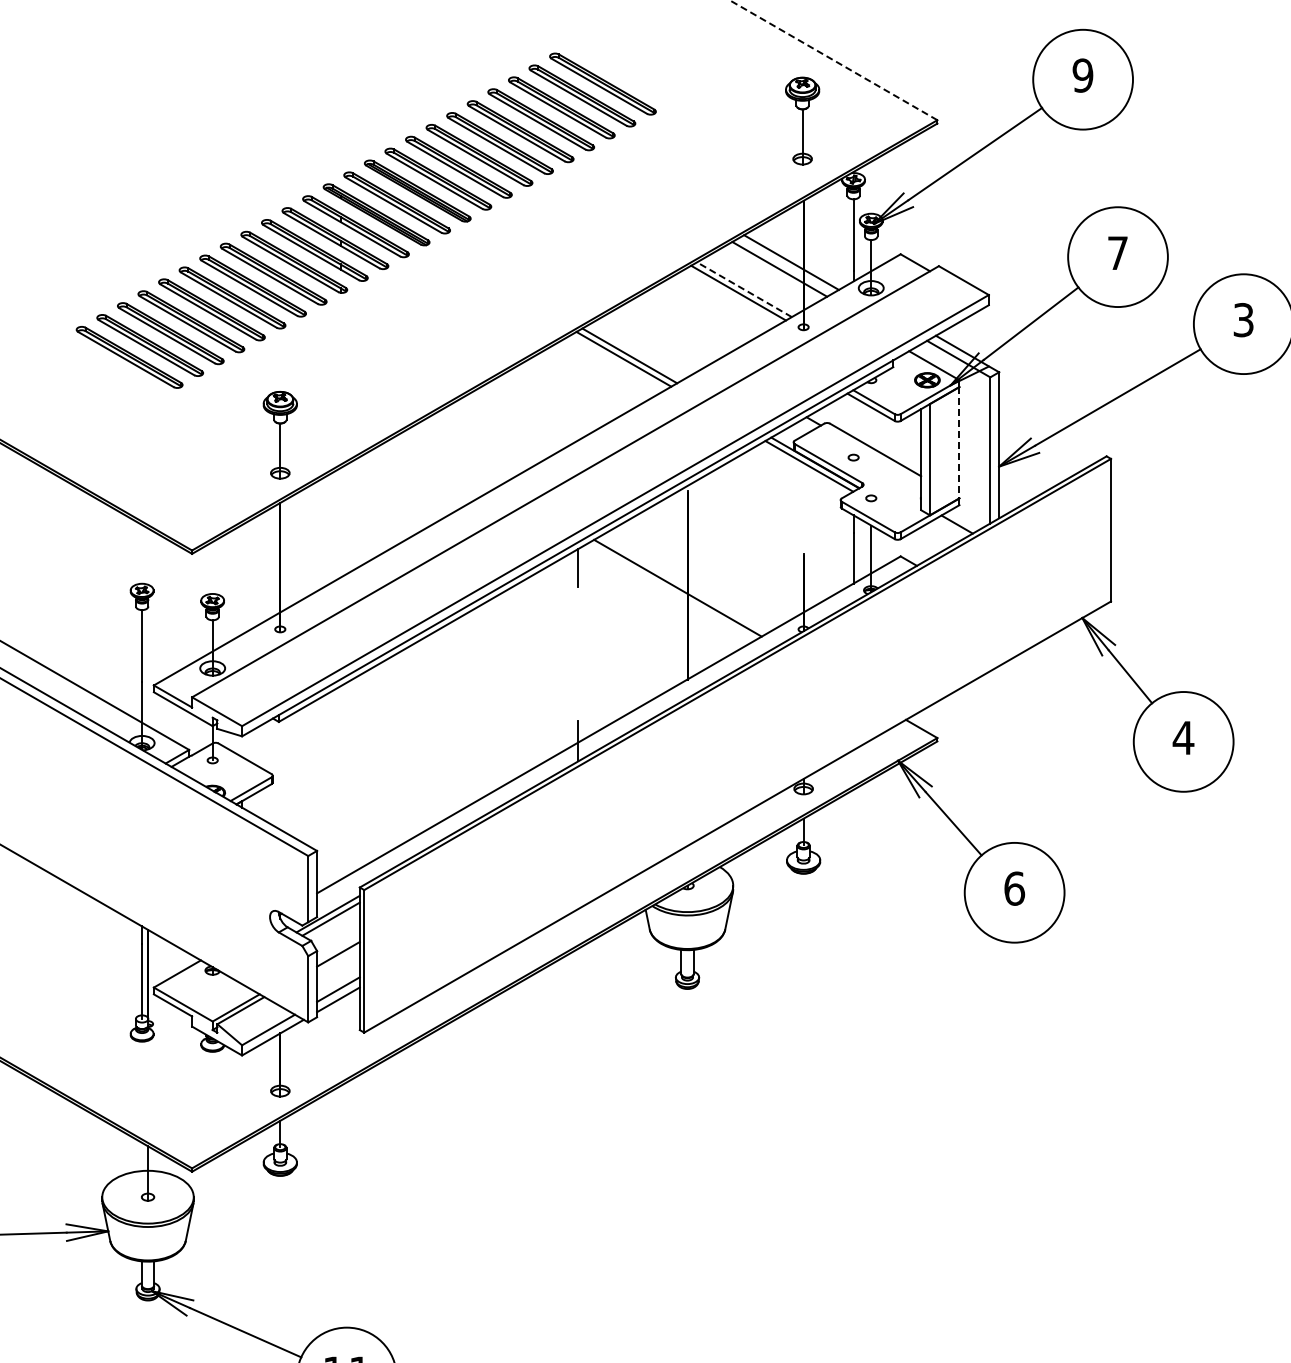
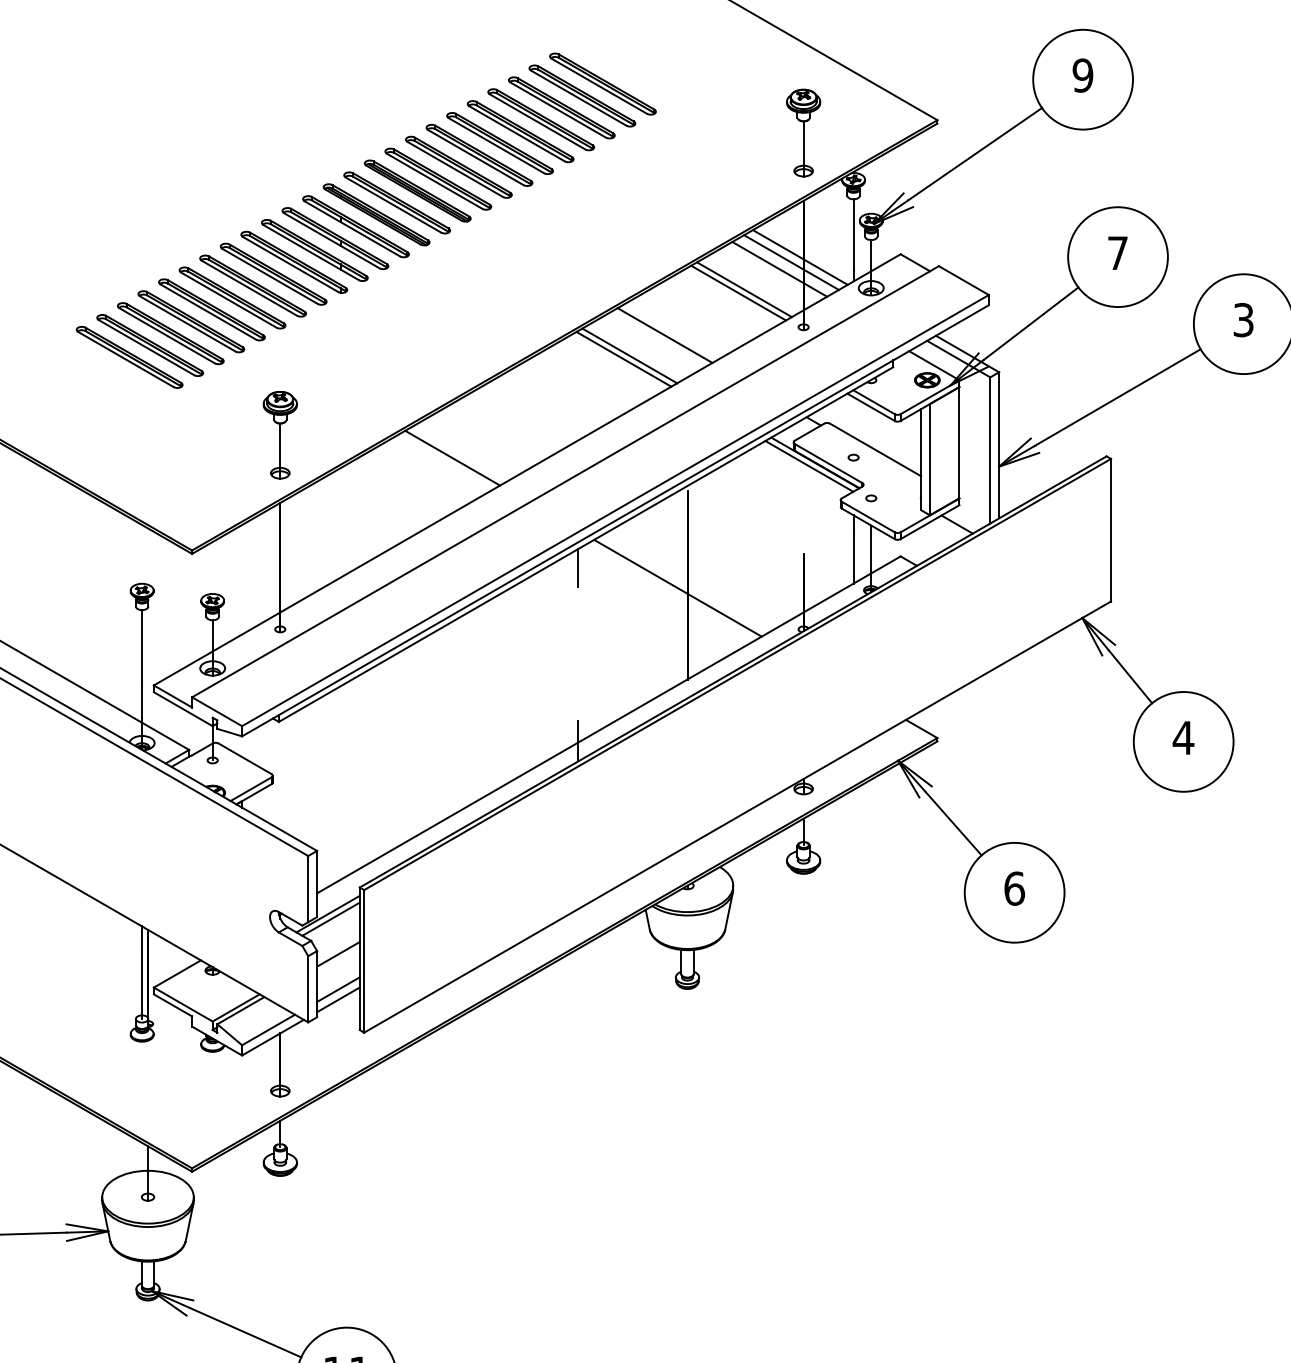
line: dashed -> solid (833, 60)
part position: (802, 120) -> (803, 132) (803, 132)
line: none -> present (799, 257)
line: dashed -> solid (744, 289)
line: none -> present (664, 335)
line: dashed -> solid (959, 442)
line: none -> present (452, 457)
